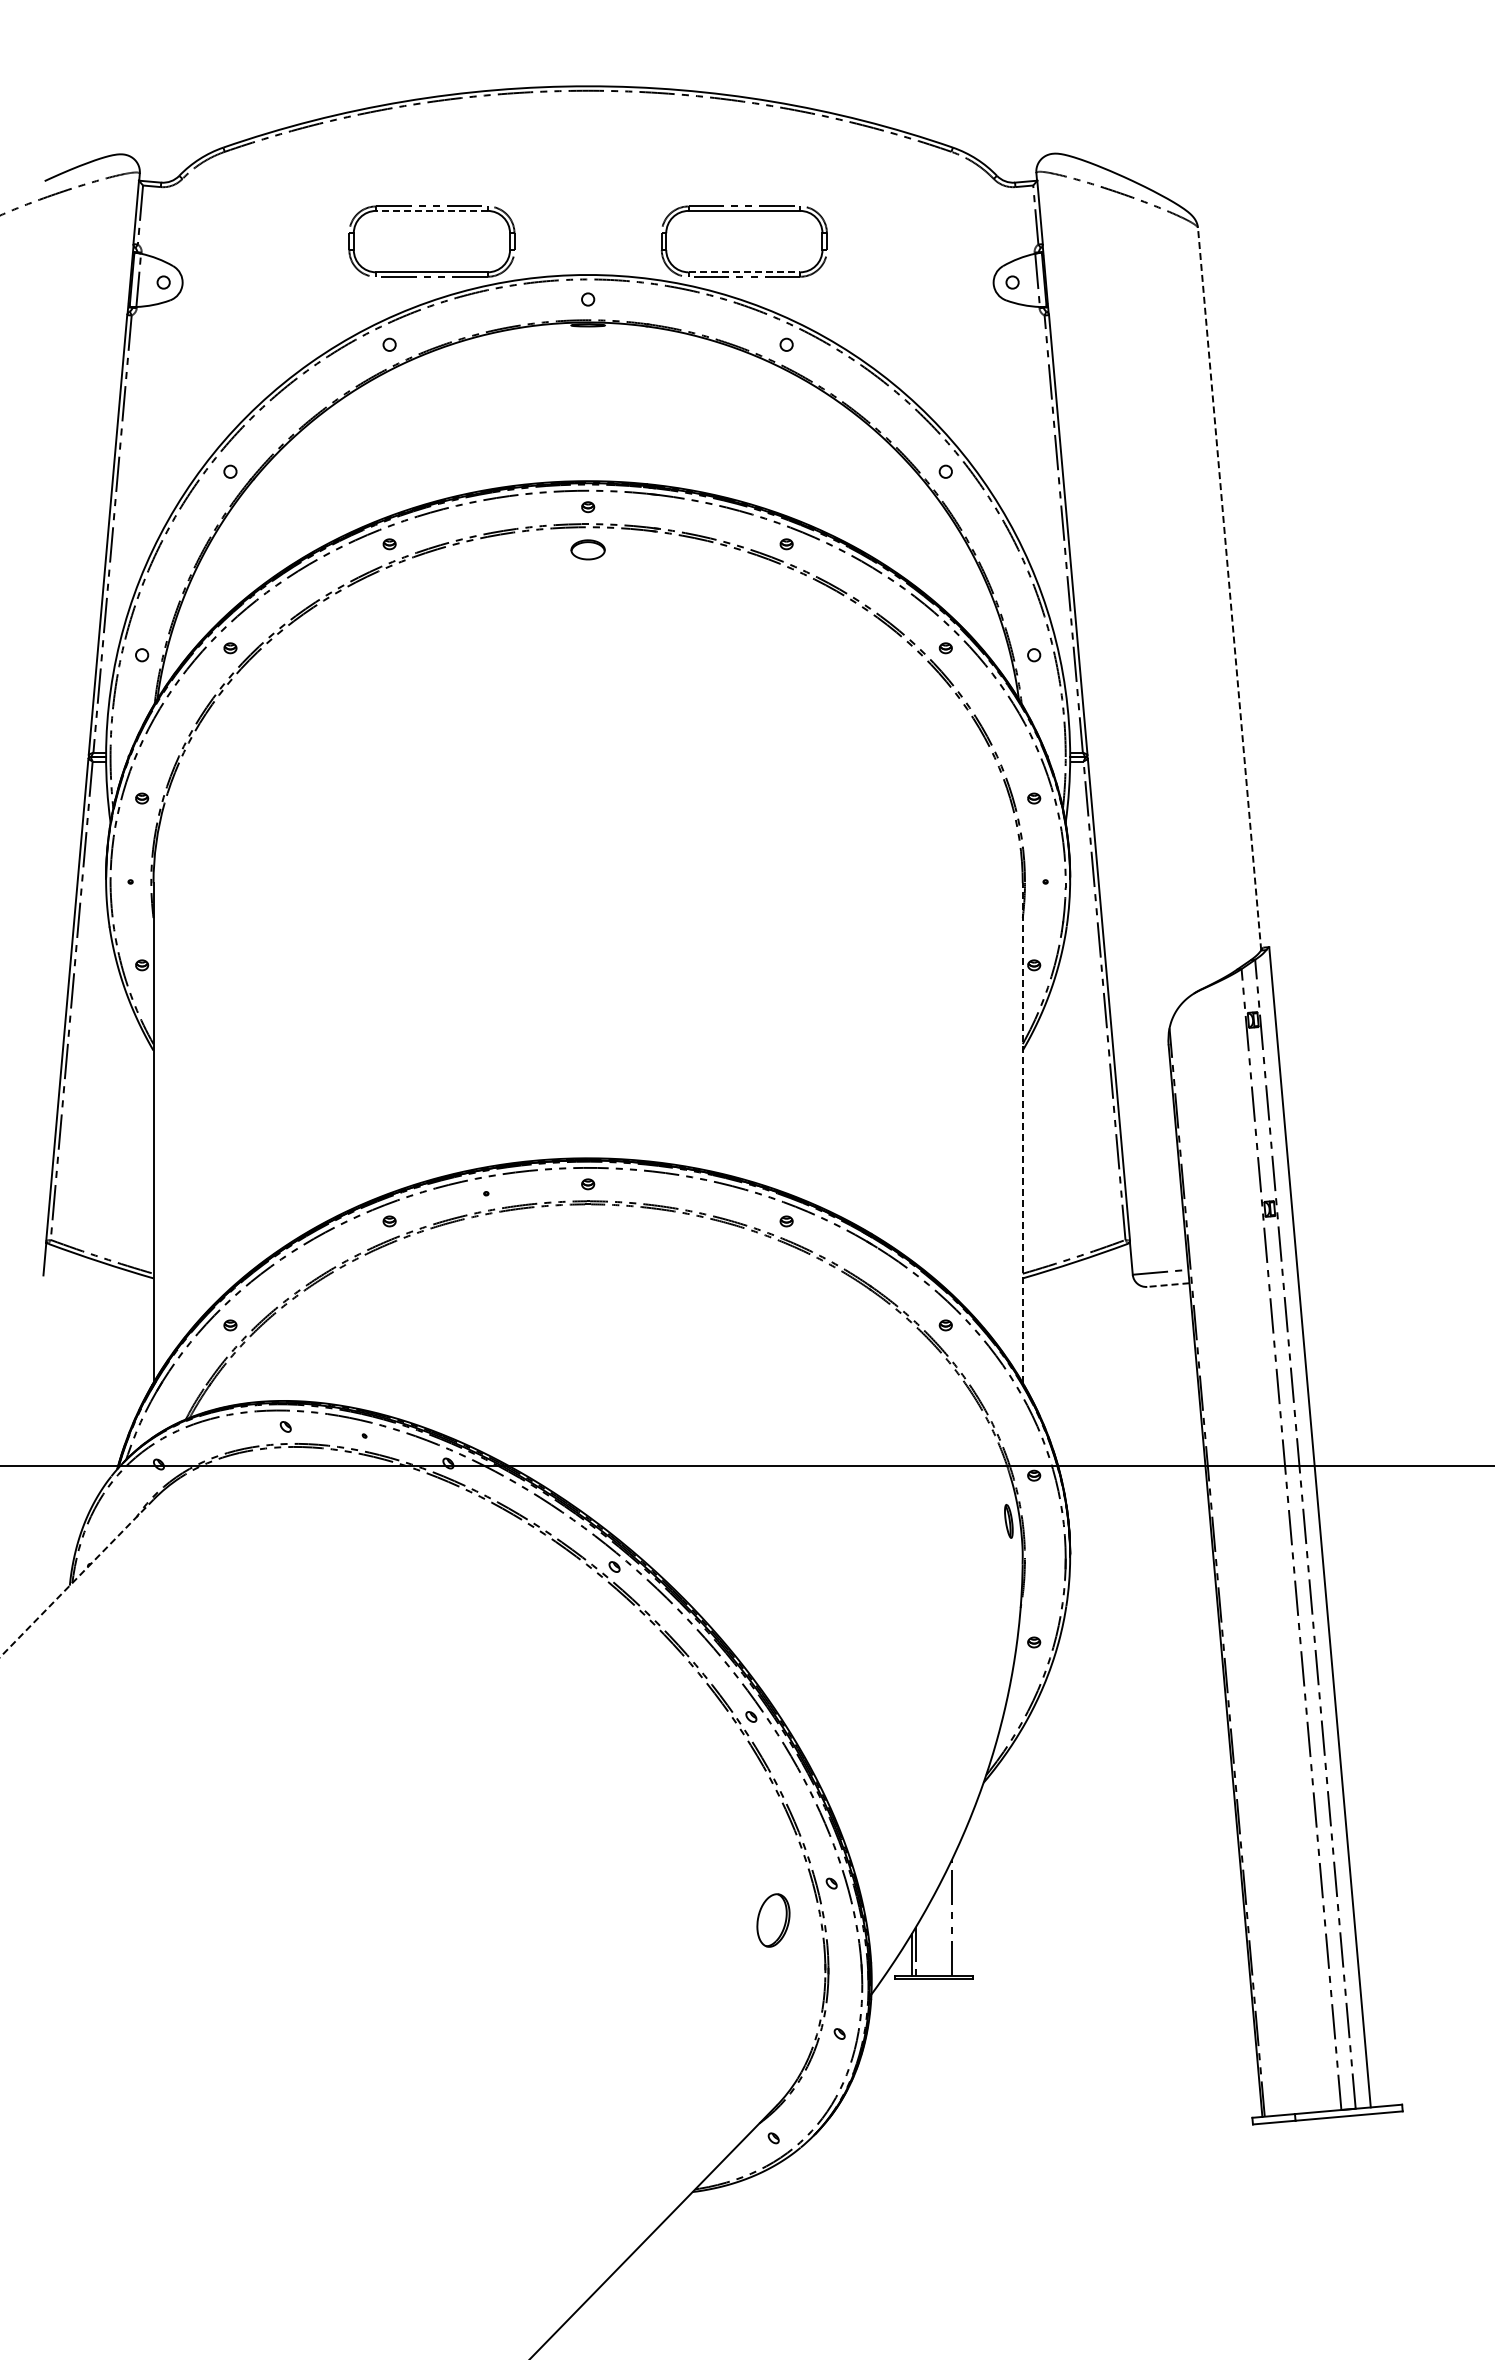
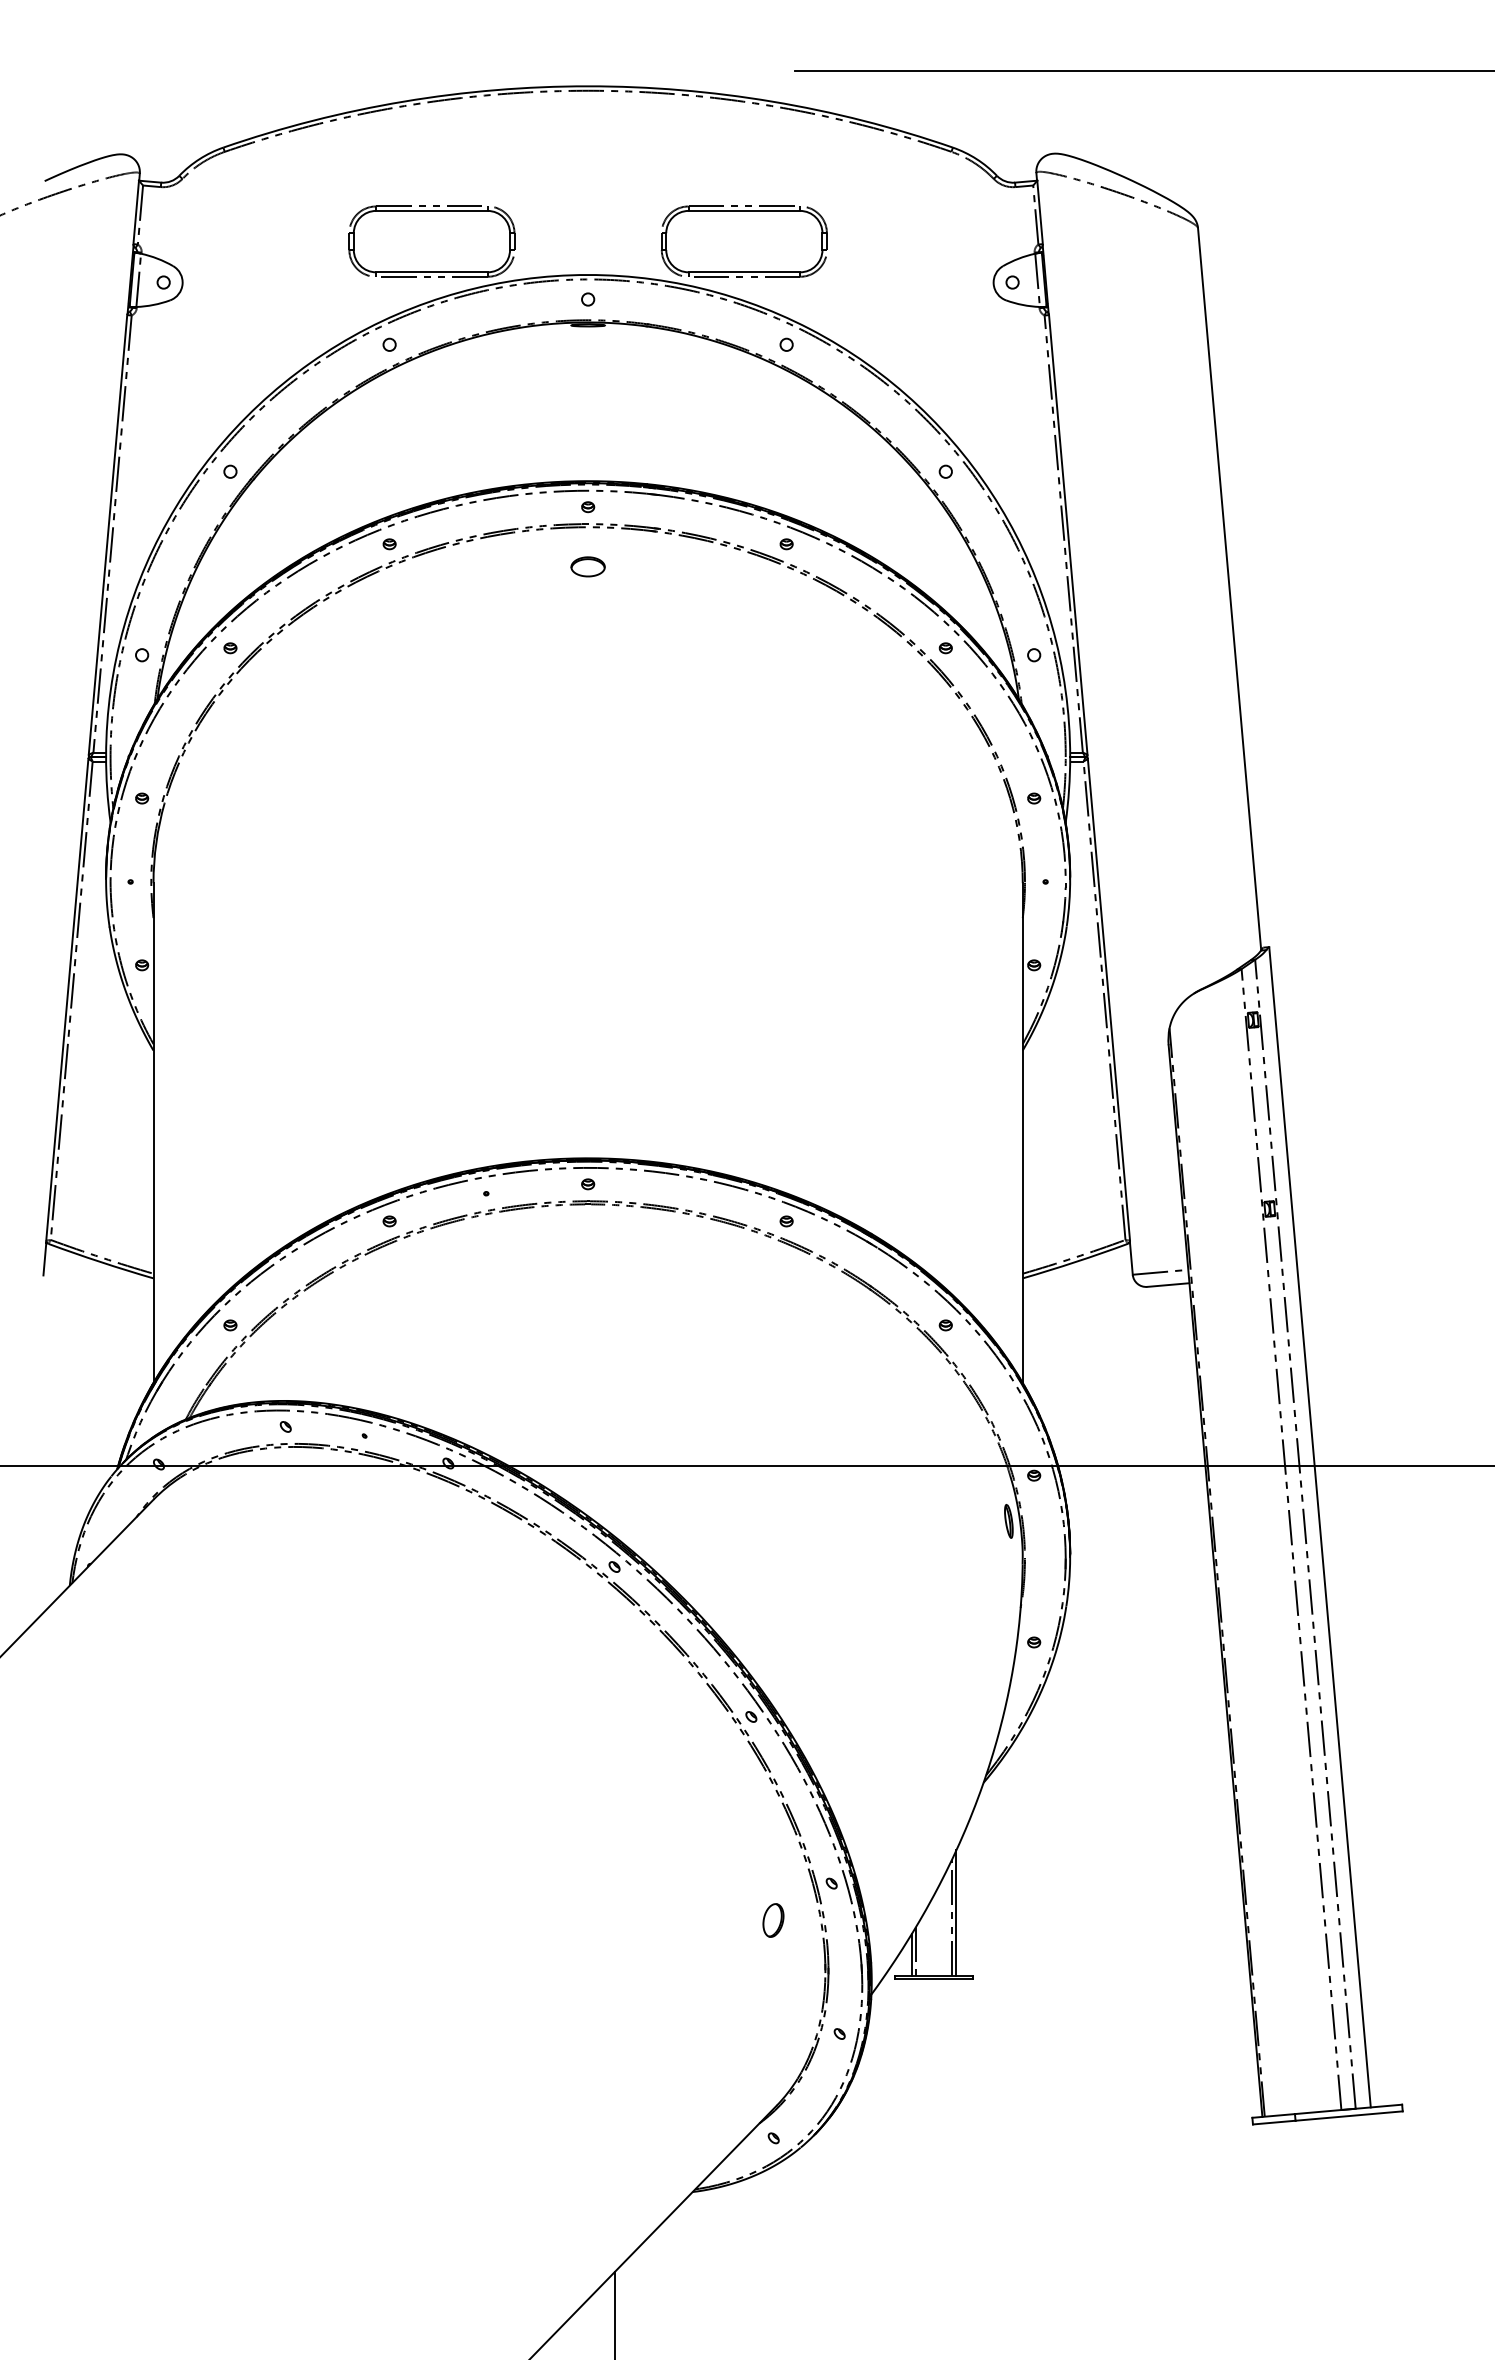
line: none -> present (1143, 70)
line: dashed -> solid (431, 210)
line: dashed -> solid (744, 272)
part position: (587, 549) -> (587, 566) (587, 566)
line: dashed -> solid (1229, 589)
line: dashed -> solid (1022, 1133)
line: dashed -> solid (1167, 1285)
line: dashed -> solid (76, 1578)
line: none -> present (956, 1913)
part size: 35x55 px -> 23x35 px (773, 1920)
line: none -> present (615, 2313)
